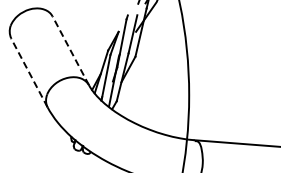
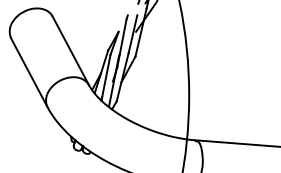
line: dashed -> solid (70, 50)
line: dashed -> solid (29, 72)
